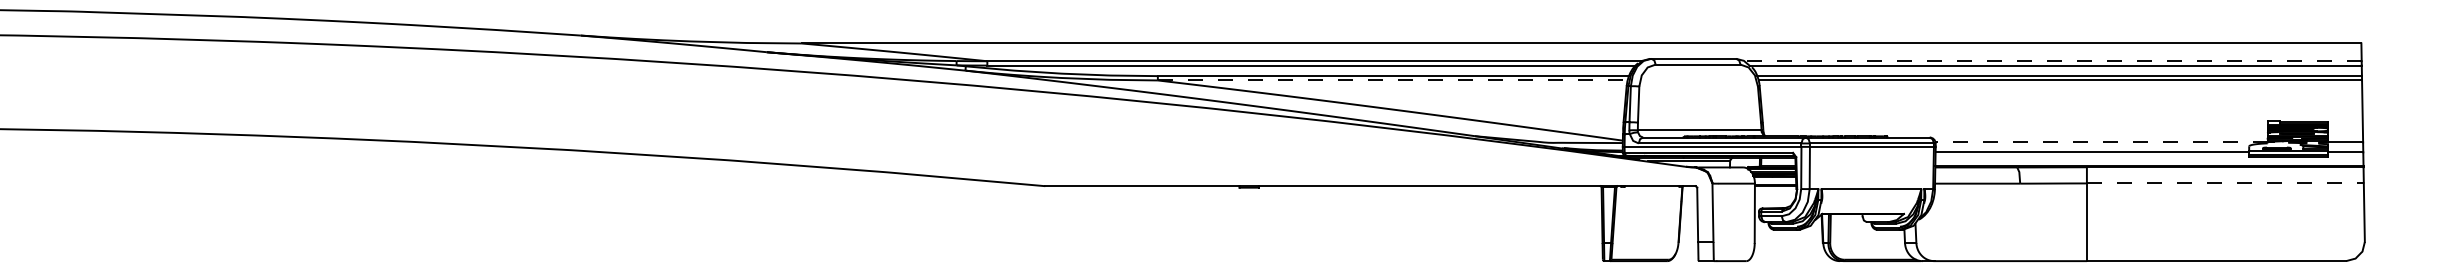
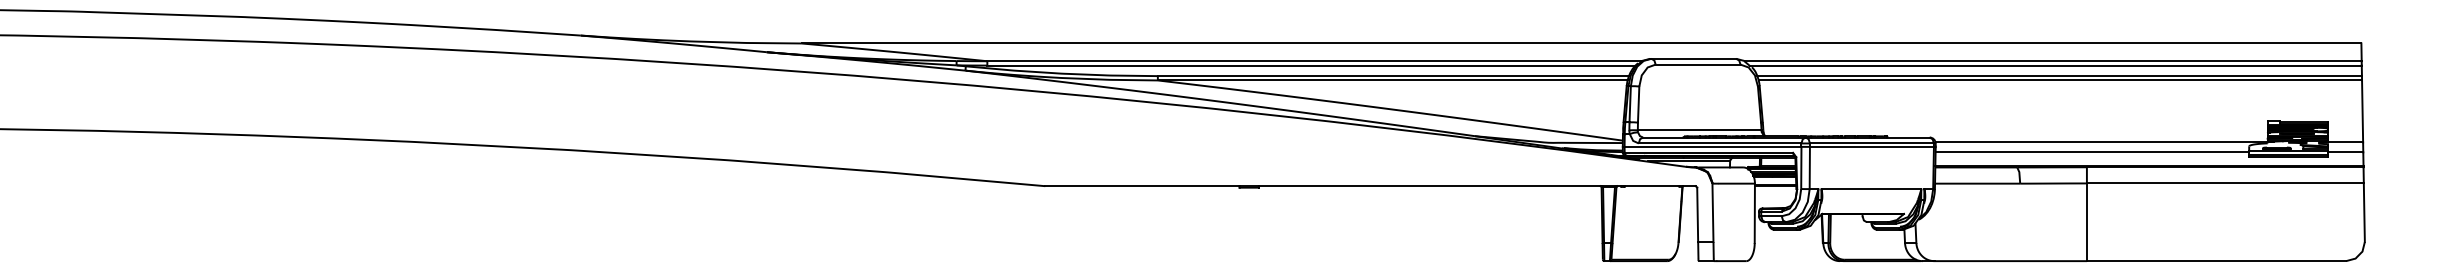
line: dashed -> solid (2053, 61)
line: dashed -> solid (1393, 80)
line: dashed -> solid (2101, 142)
line: dashed -> solid (2225, 183)
